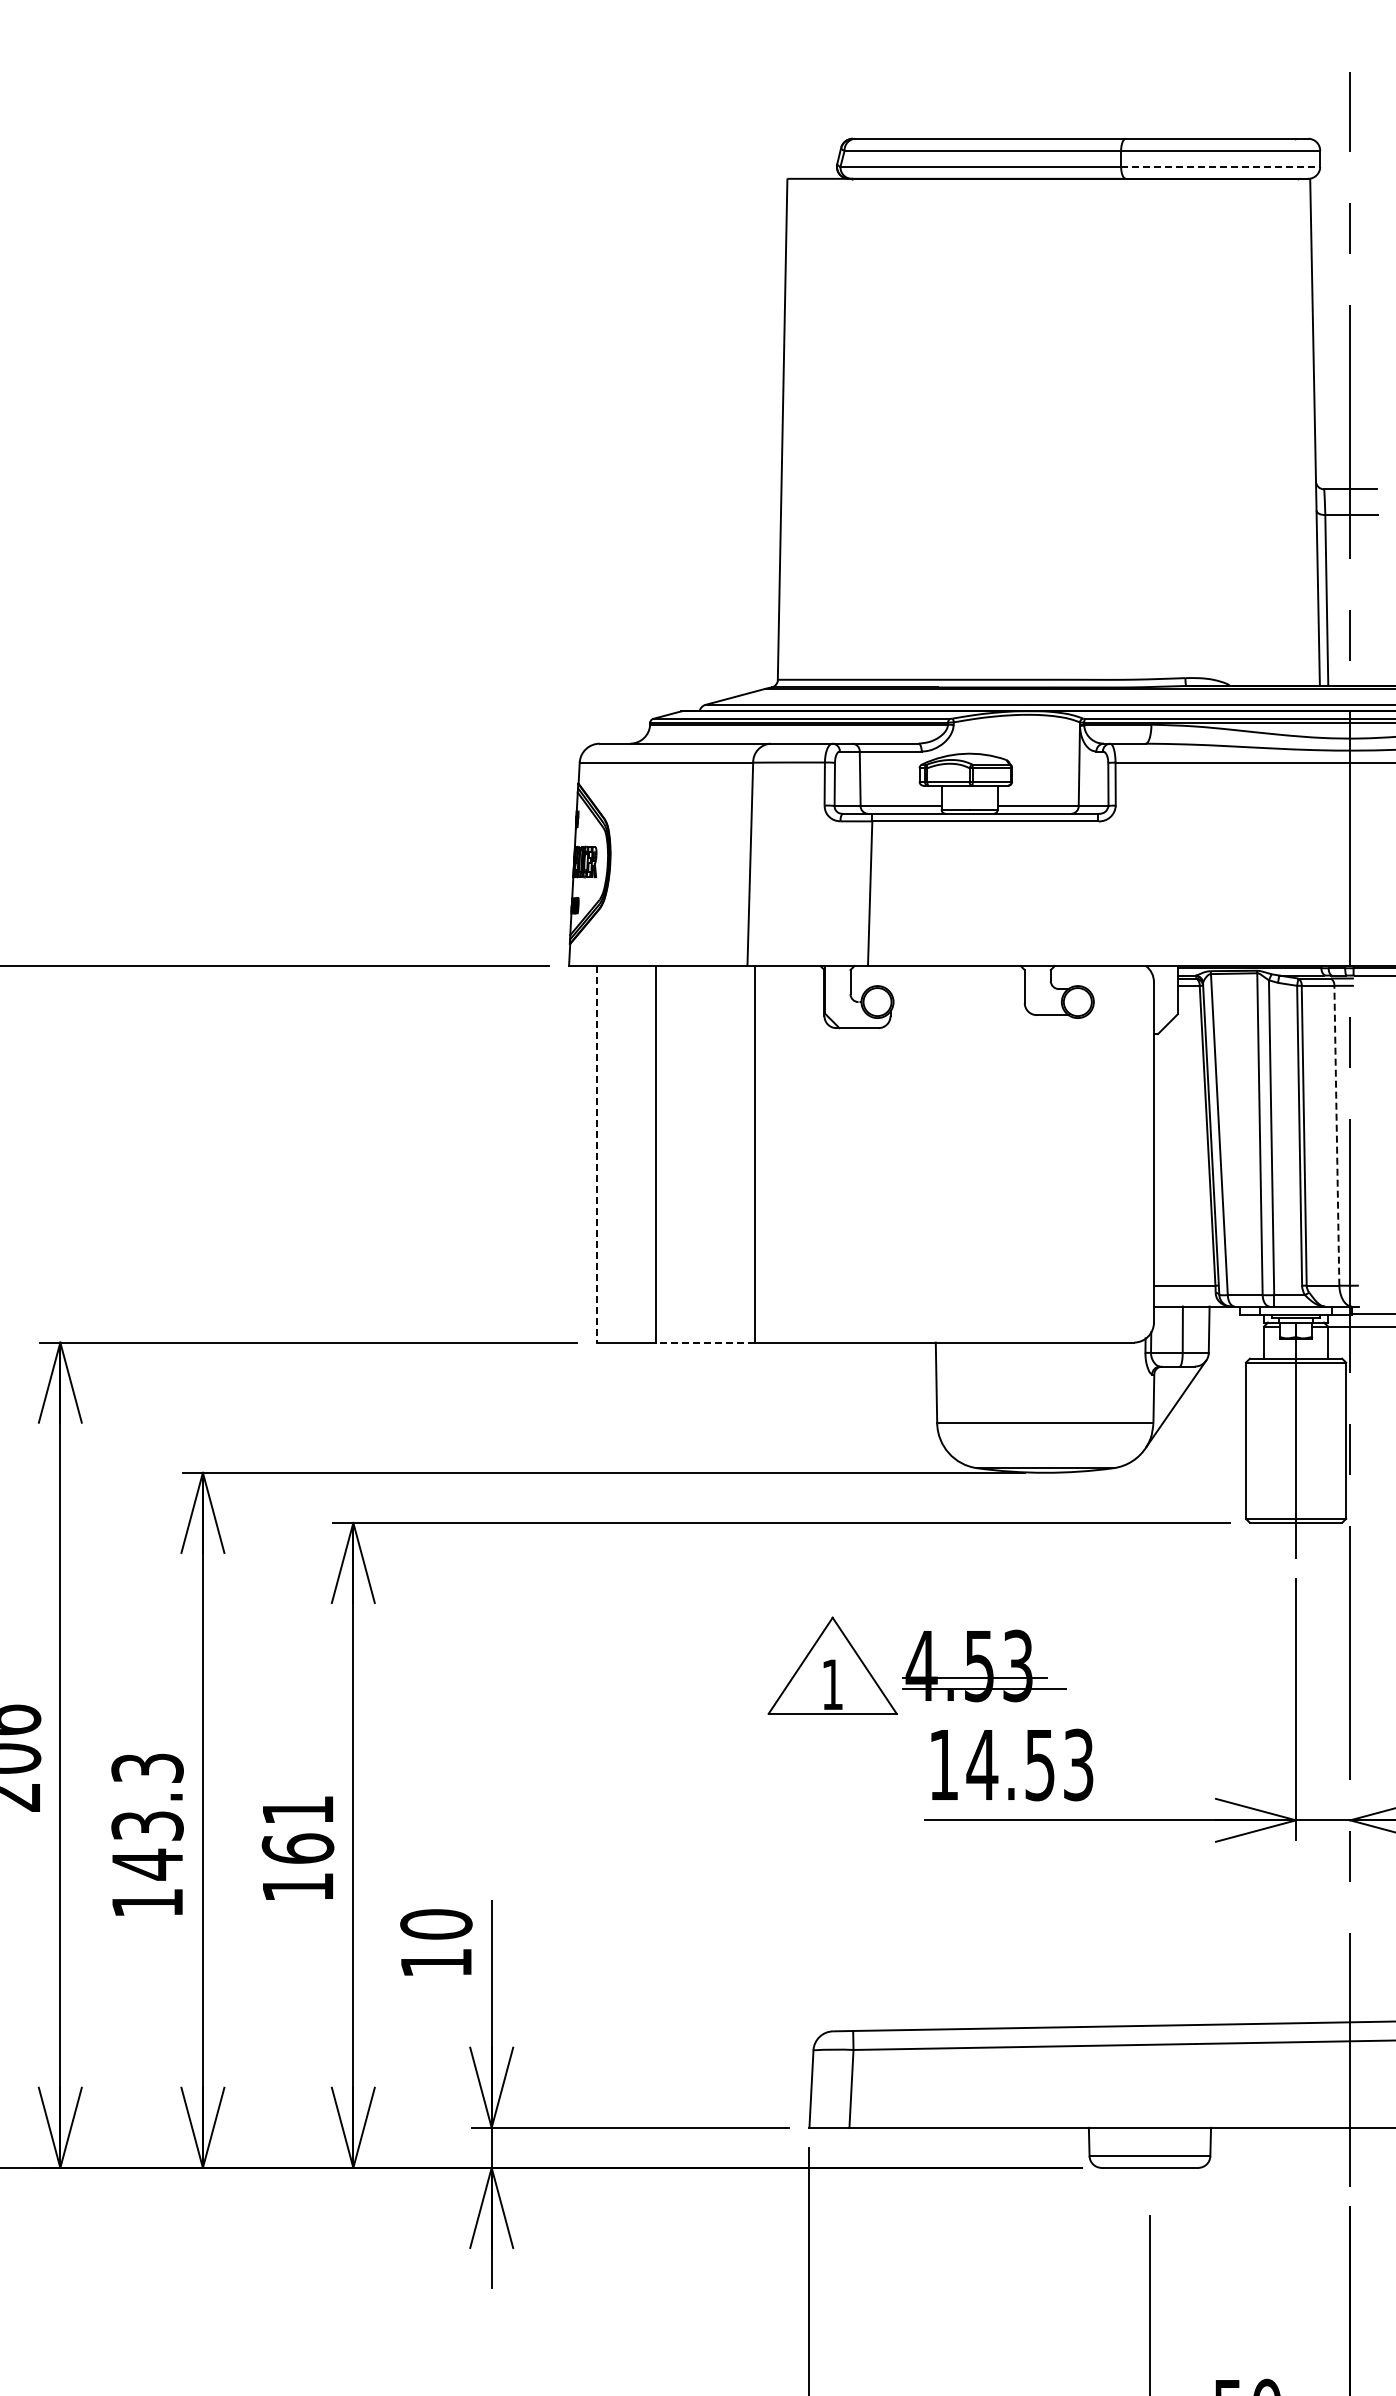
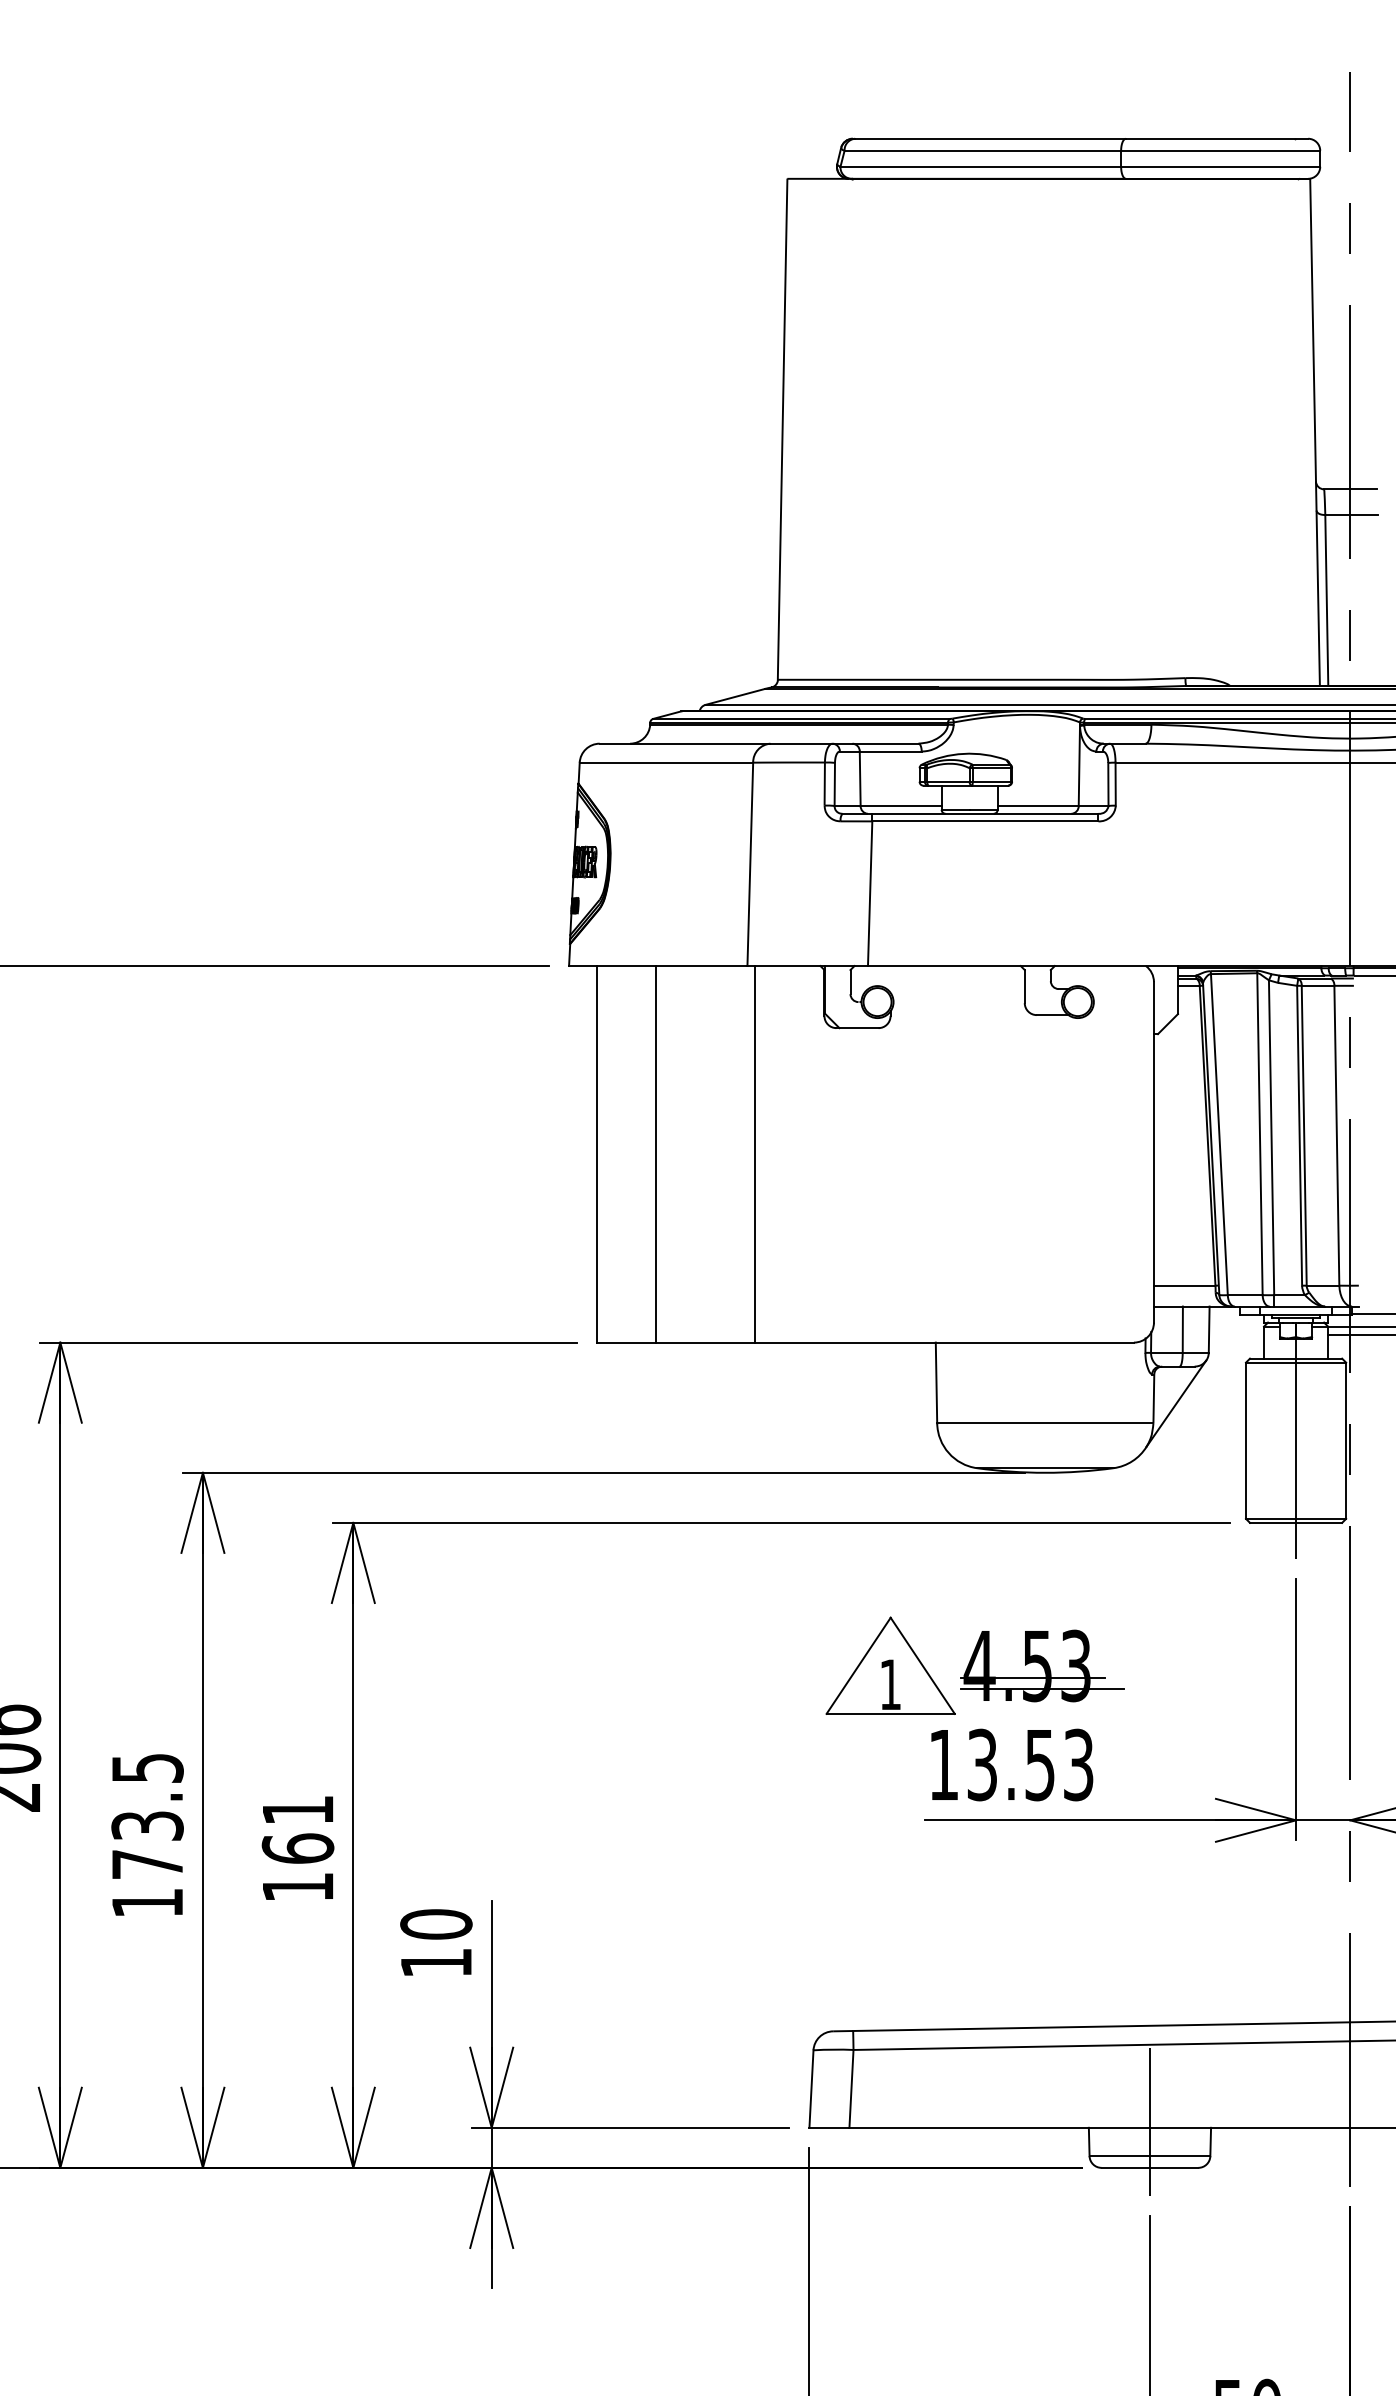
line: dashed -> solid (1220, 166)
line: dashed -> solid (1336, 1135)
line: dashed -> solid (597, 1154)
line: none -> present (1360, 1334)
line: dashed -> solid (705, 1342)
part position: (916, 1665) -> (974, 1665) (974, 1665)
text: 14.53 -> 13.53 (982, 1764)
text: 143.3 -> 173.5 (147, 1816)
line: none -> present (1149, 2121)
